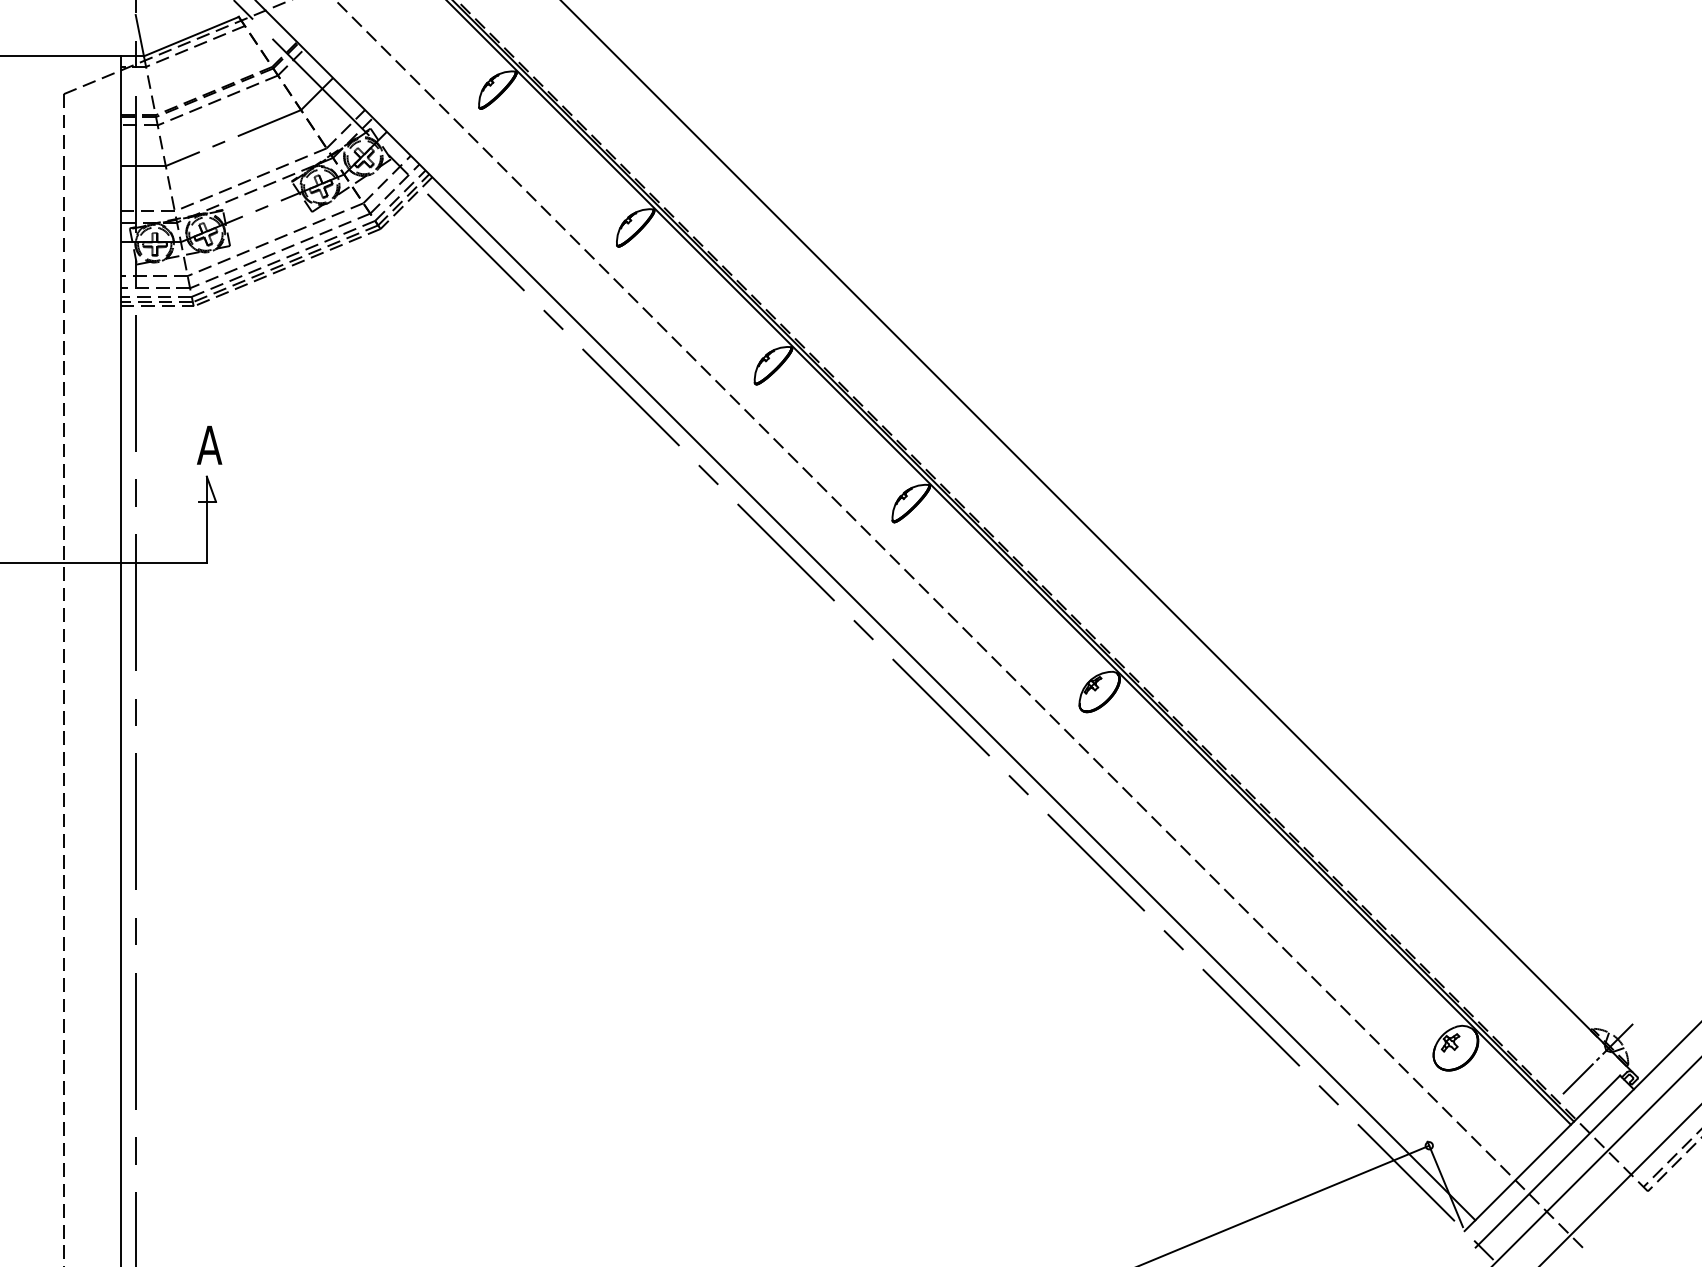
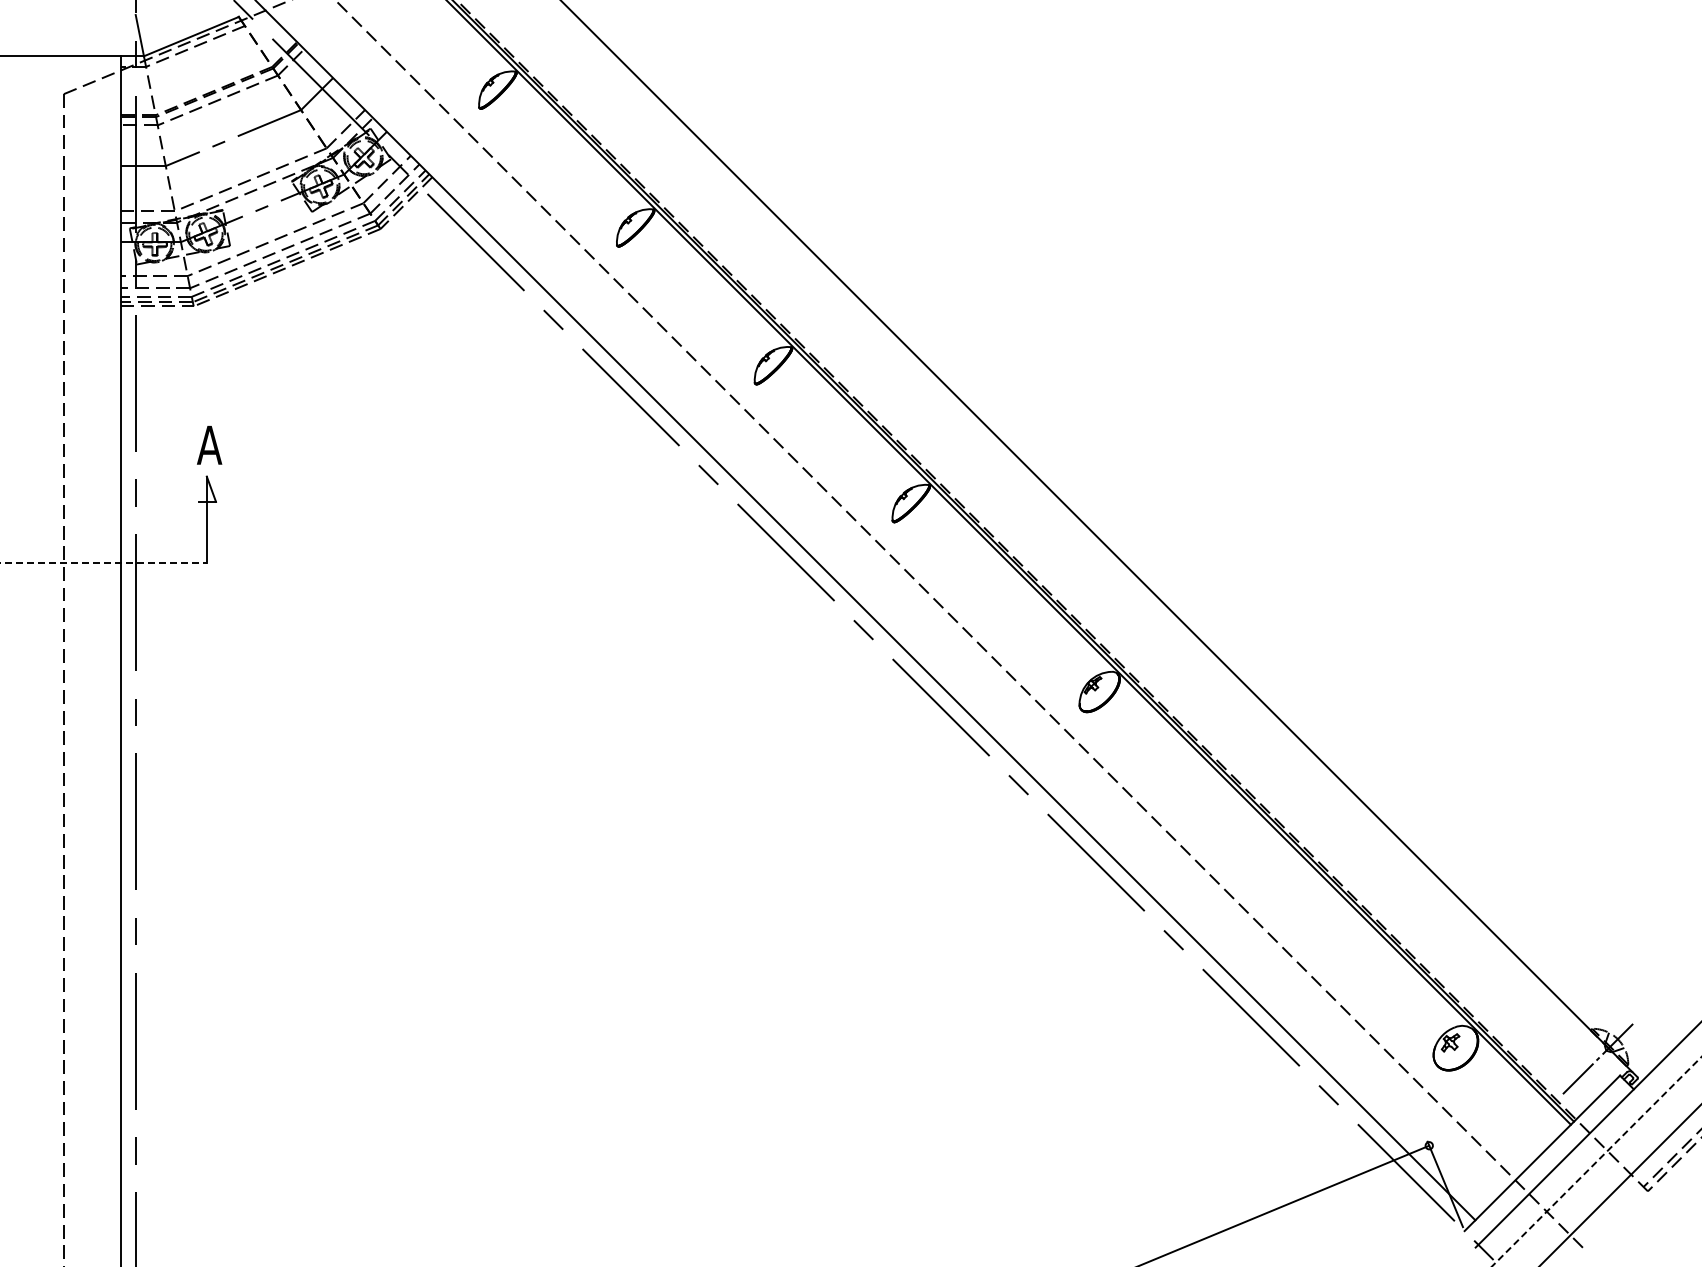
line: solid -> dashed (103, 562)
line: solid -> dashed (1596, 1162)
